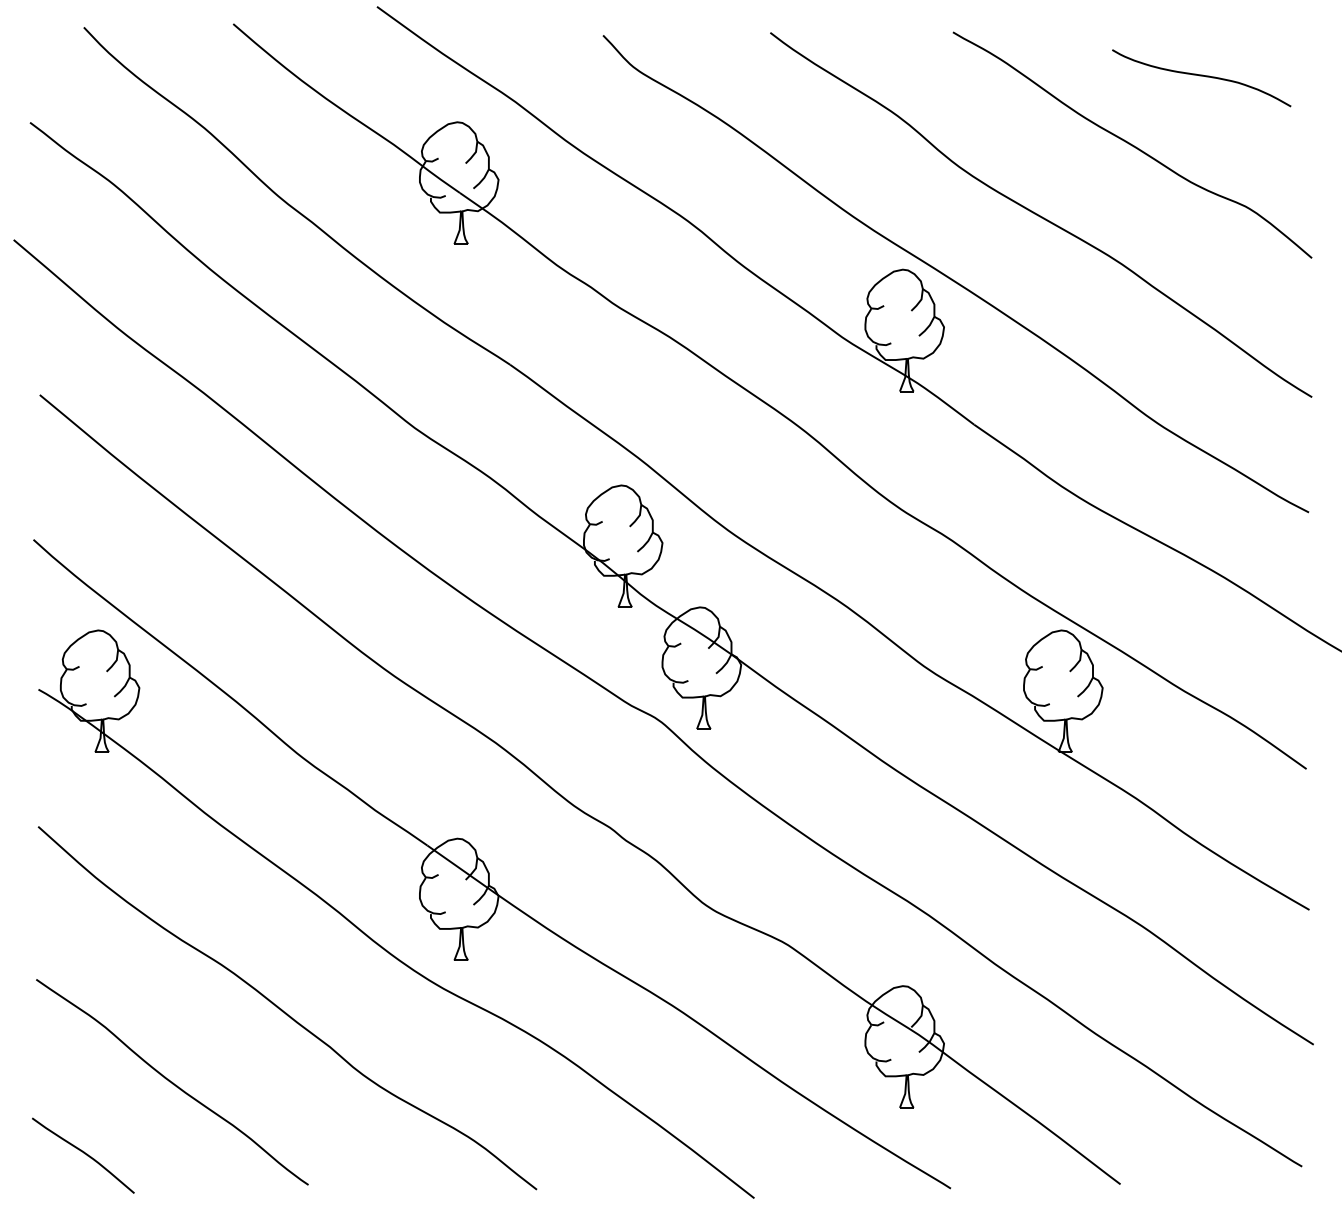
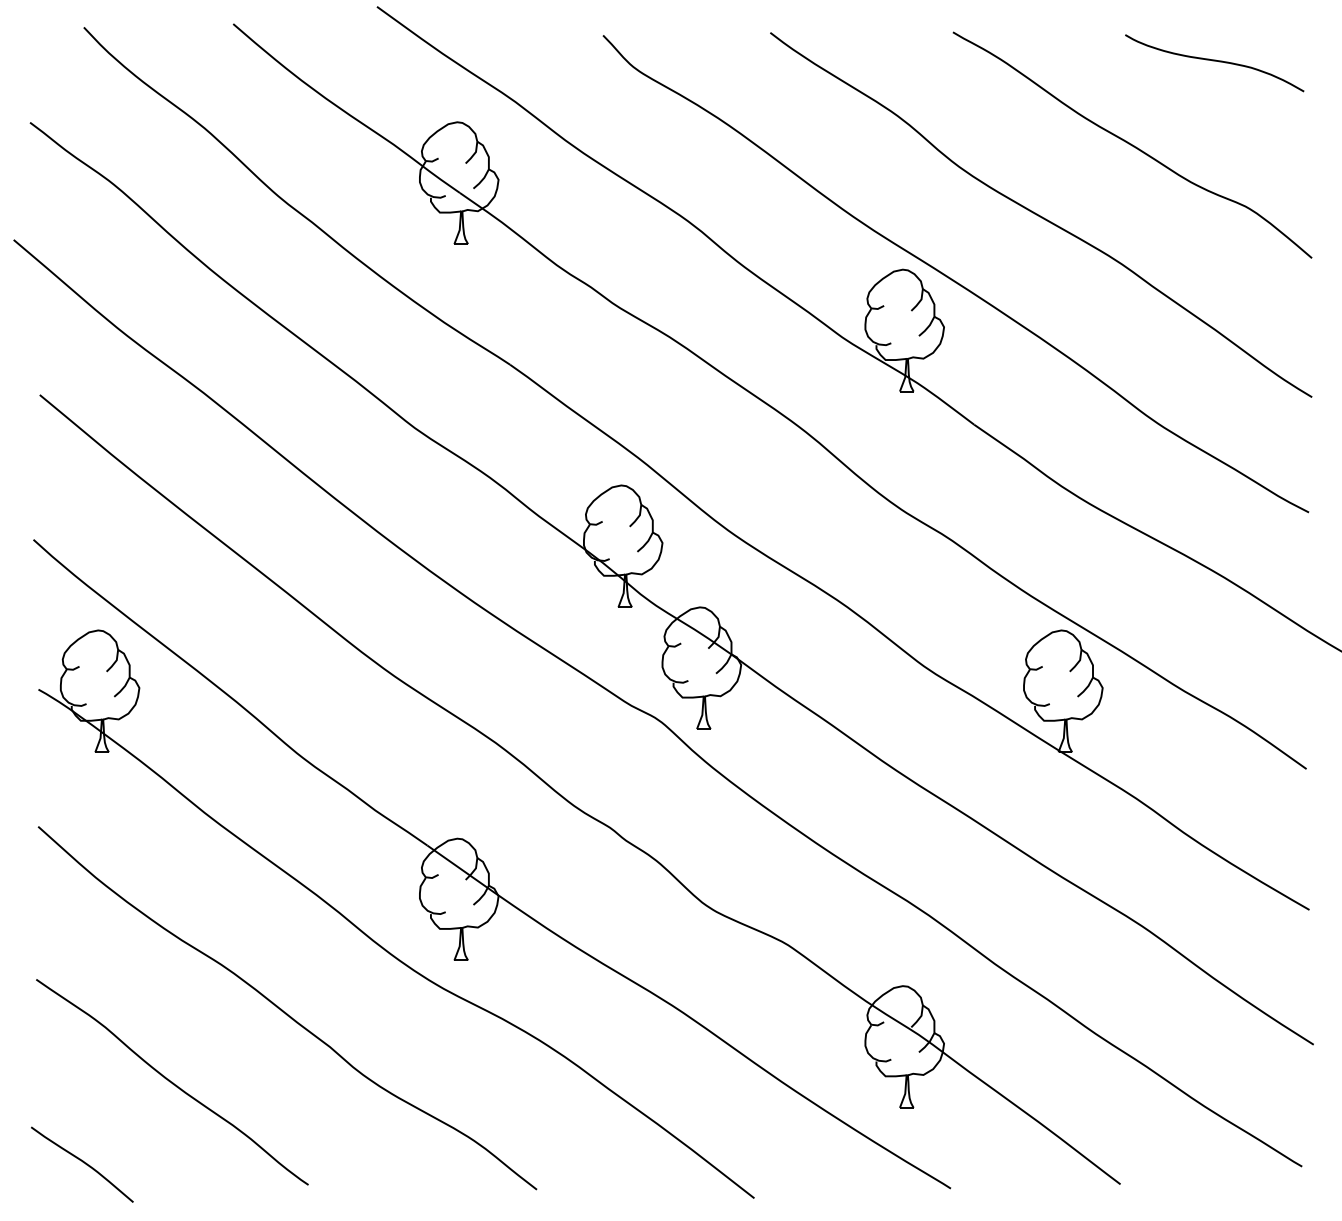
curve position: (1201, 76) -> (1214, 61) (1214, 61)
curve position: (84, 1154) -> (83, 1163) (83, 1163)
